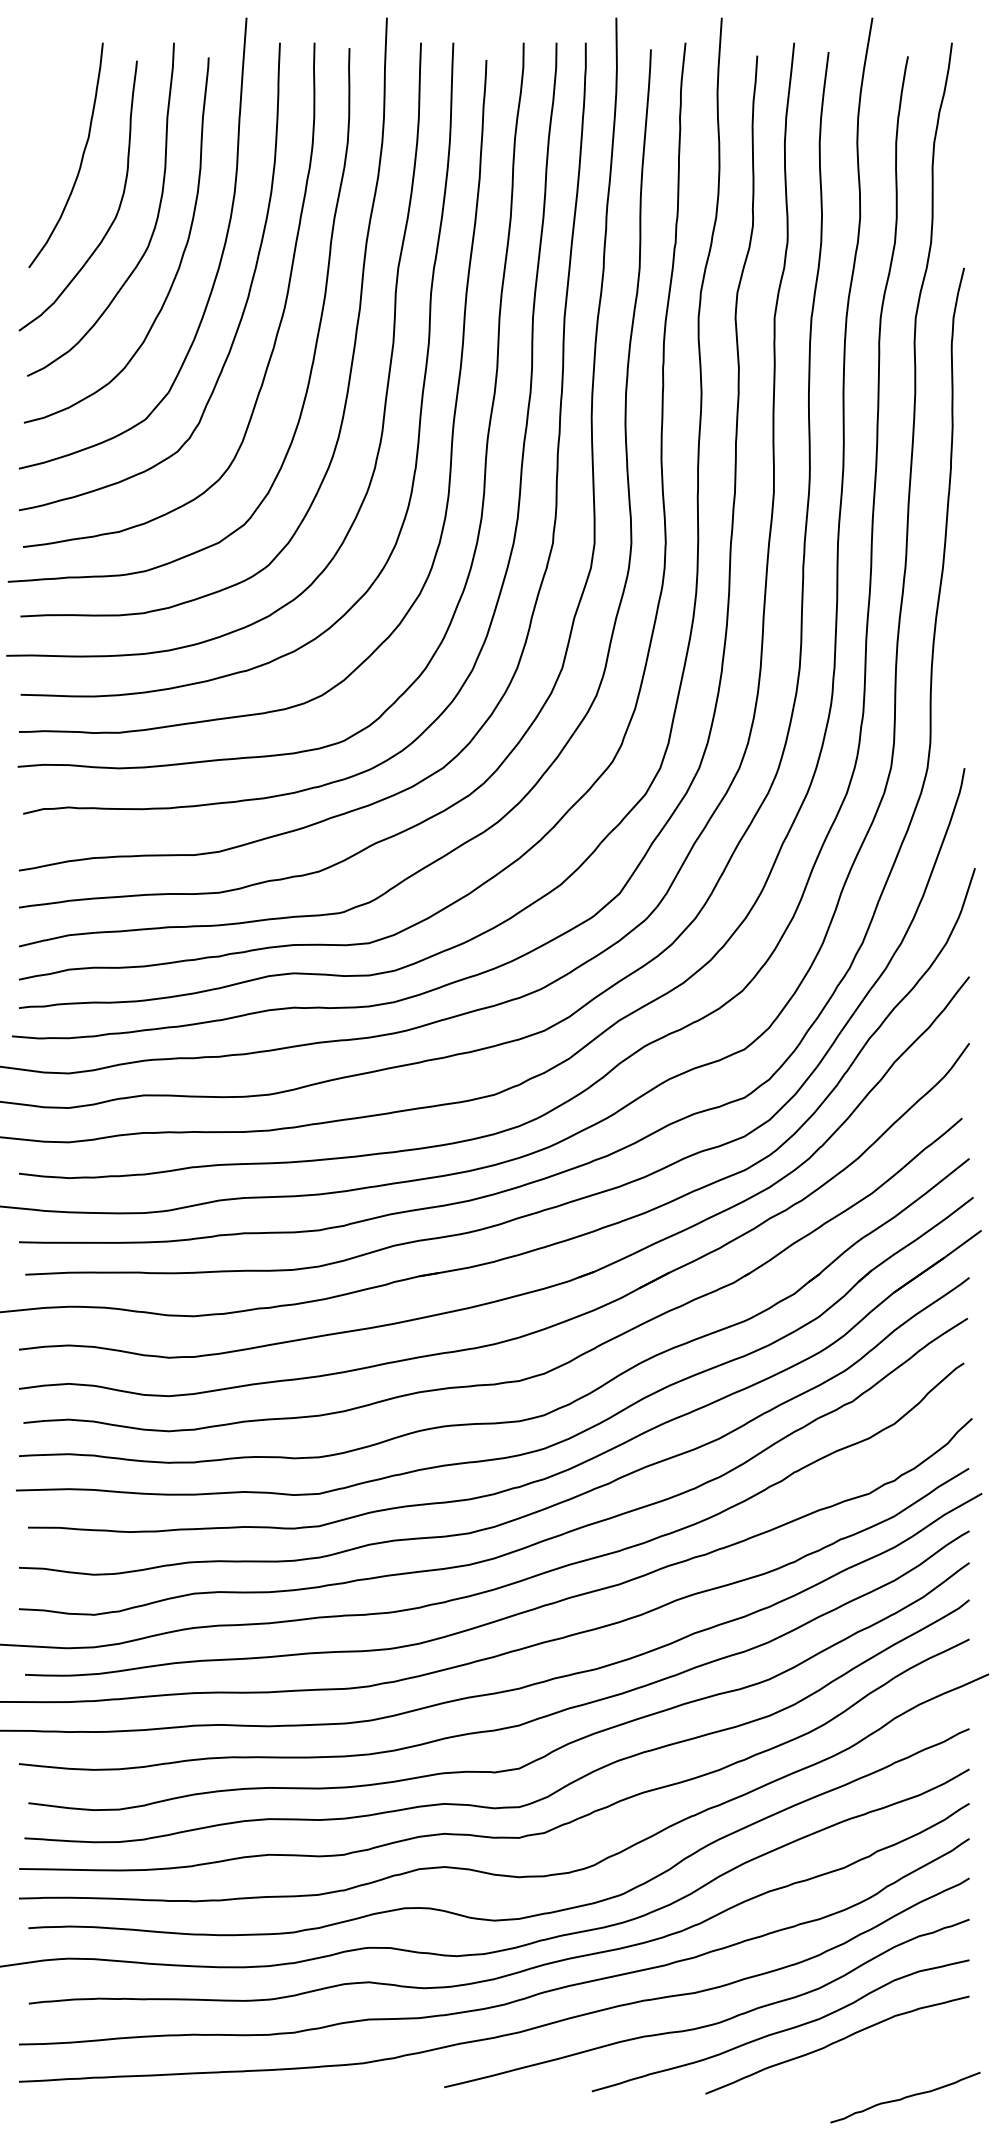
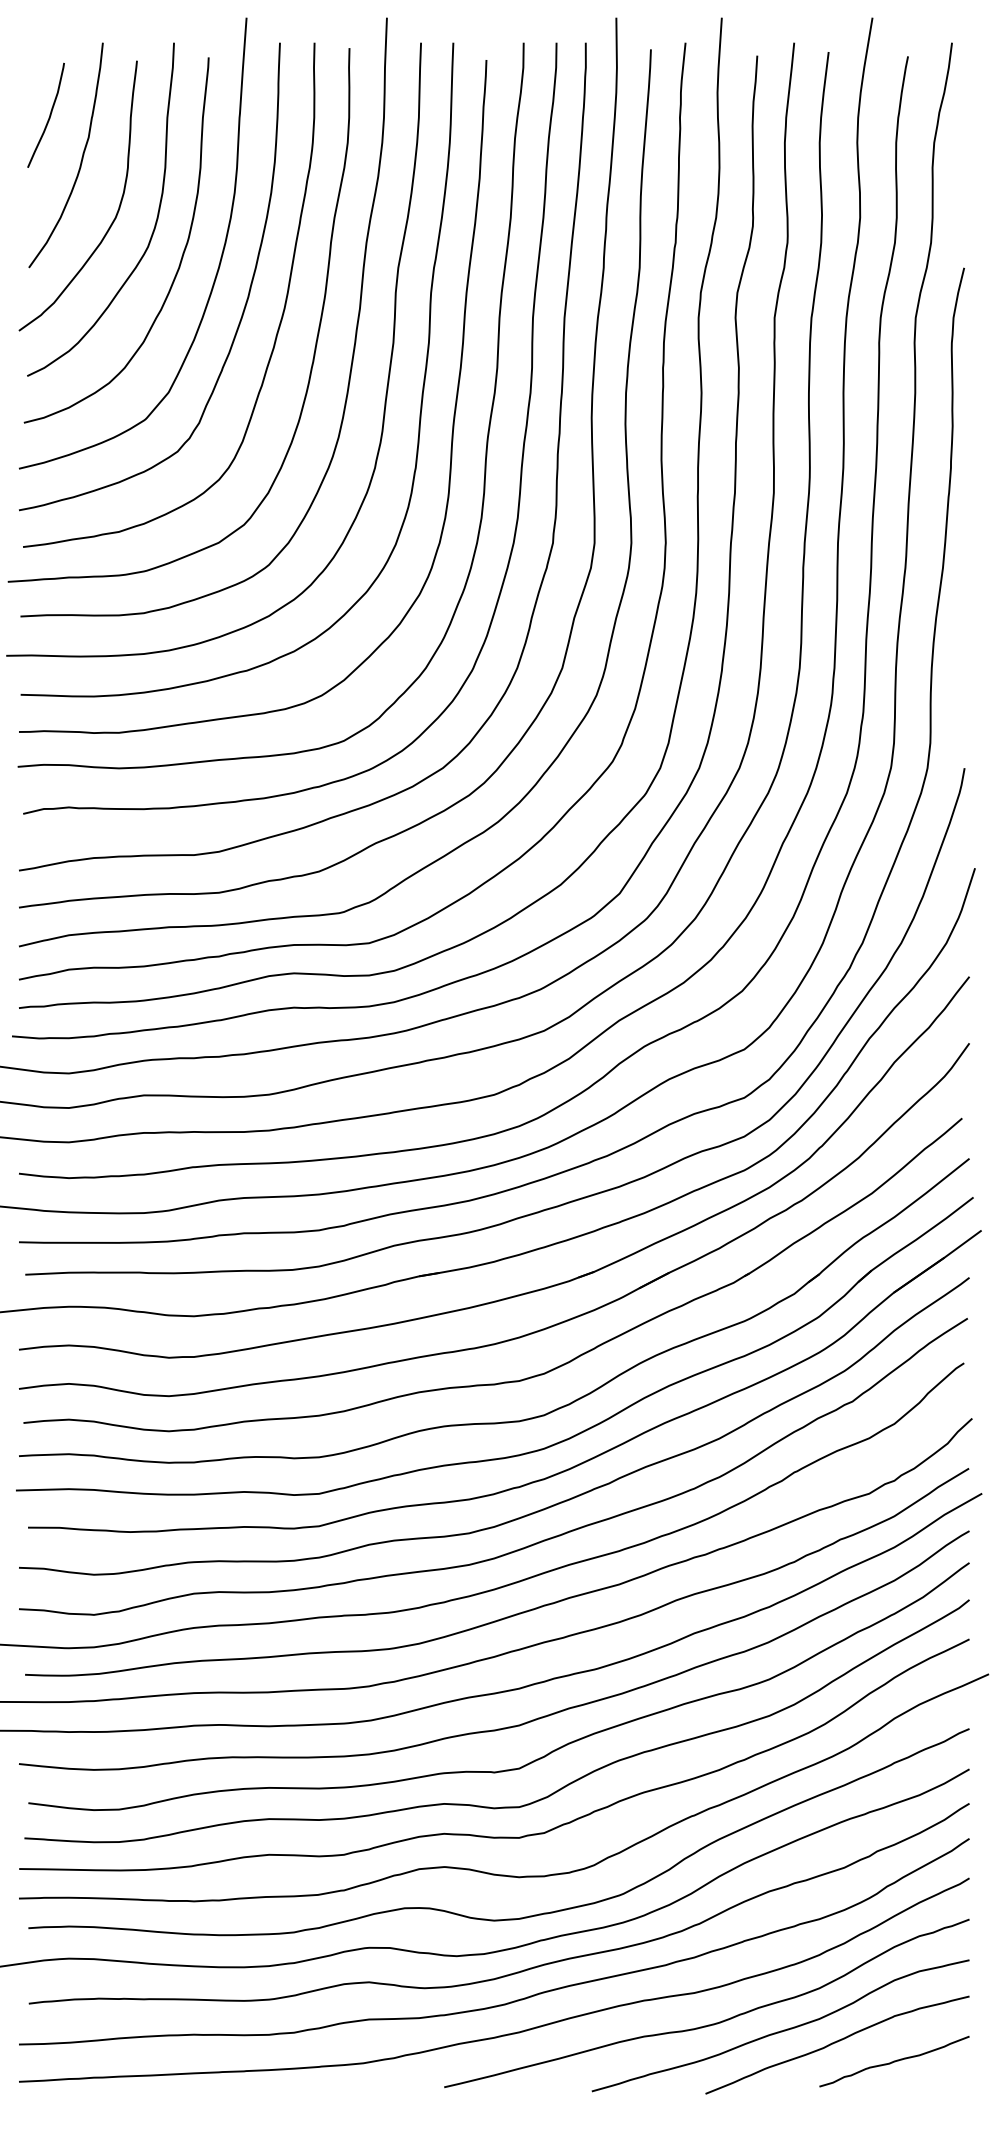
curve: none -> present (49, 114)
curve position: (905, 2097) -> (894, 2061) (894, 2061)
